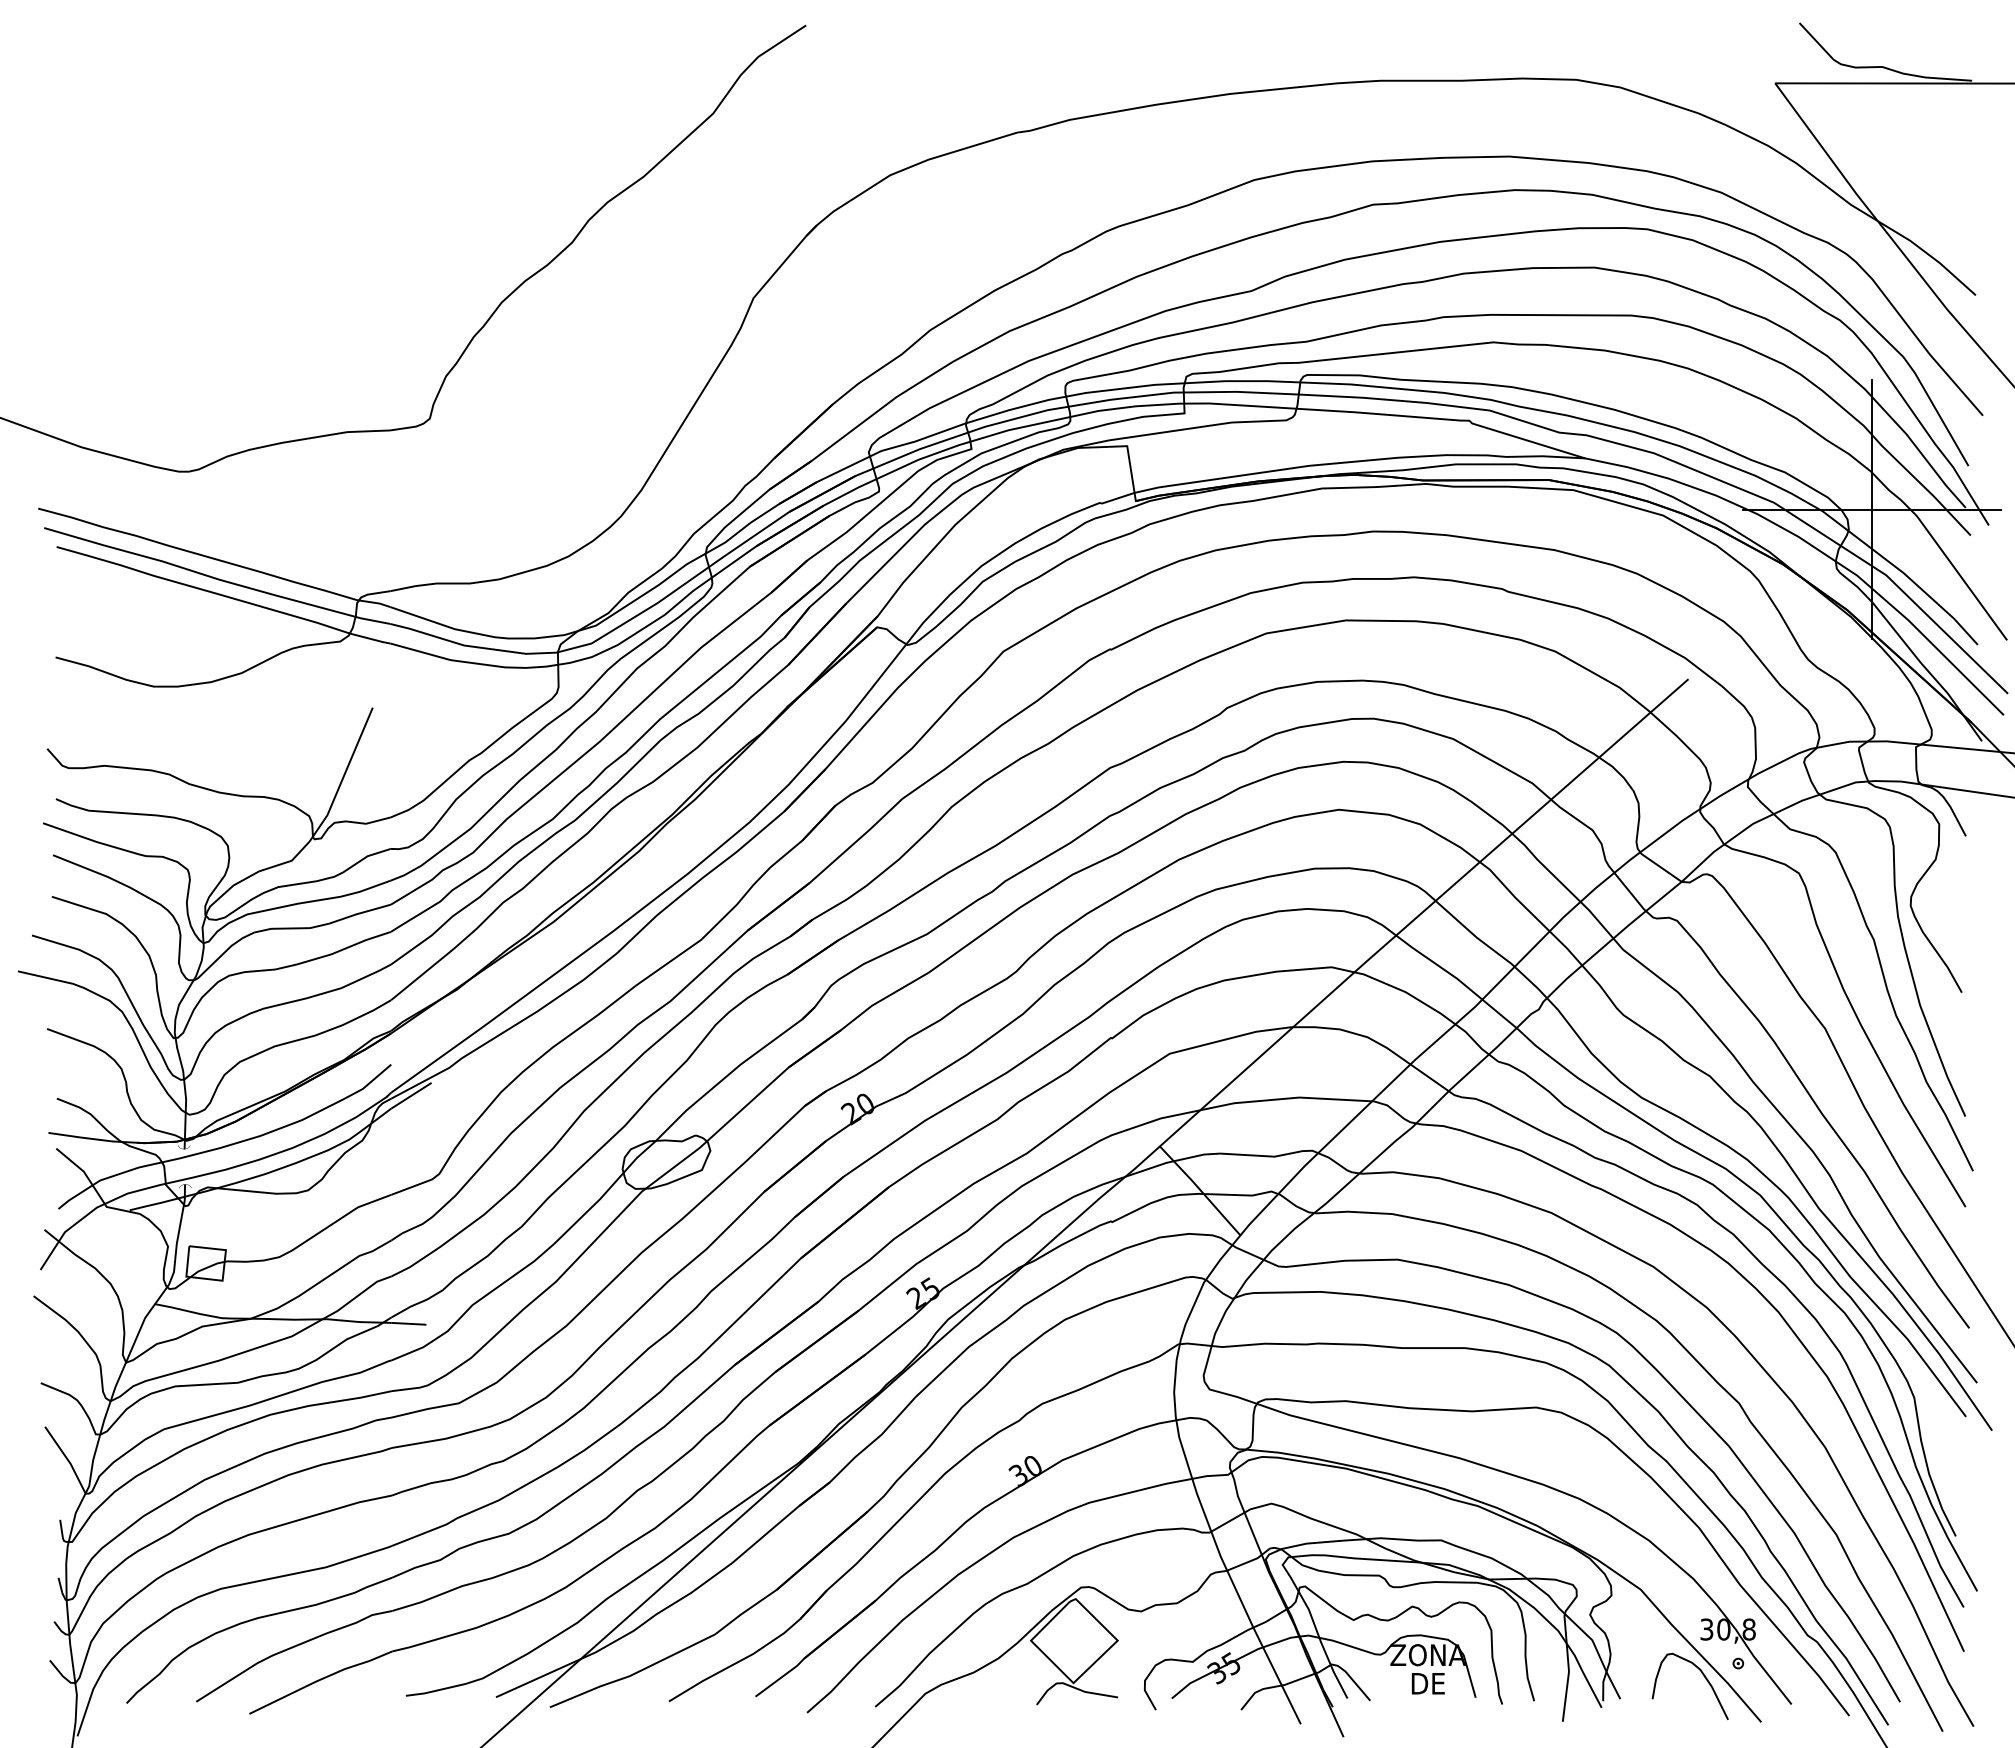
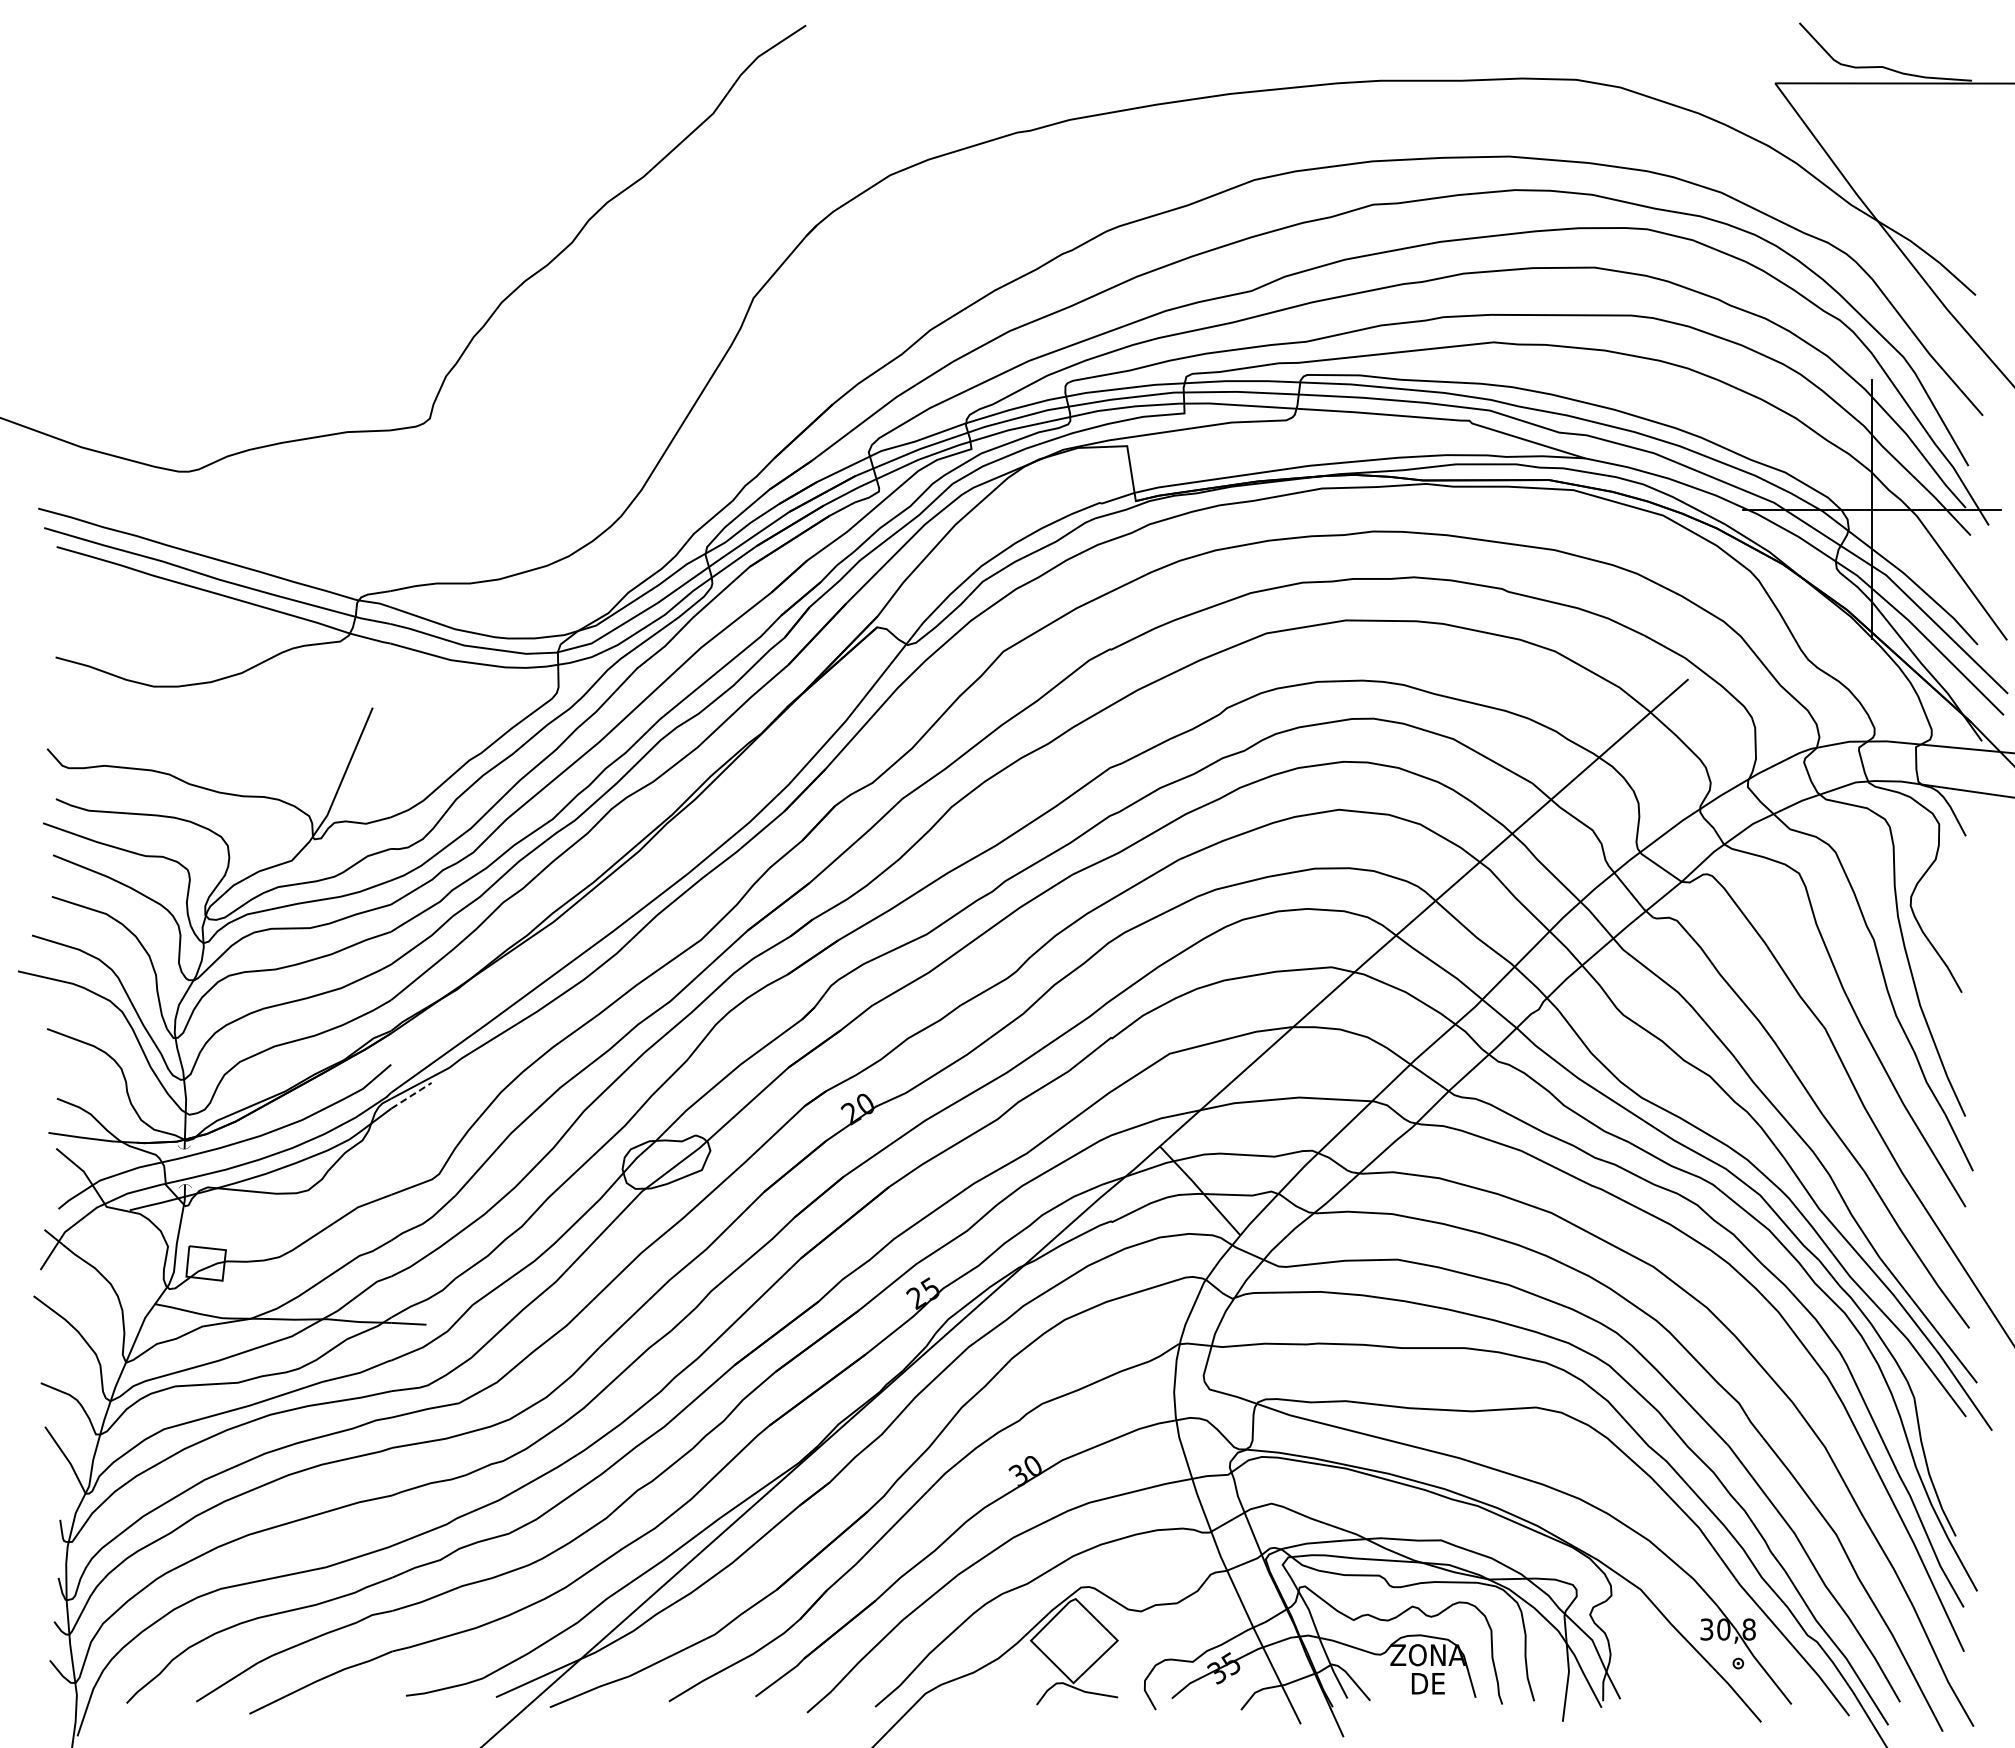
line: solid -> dashed (411, 1095)
curve: present -> none (1703, 1676)
